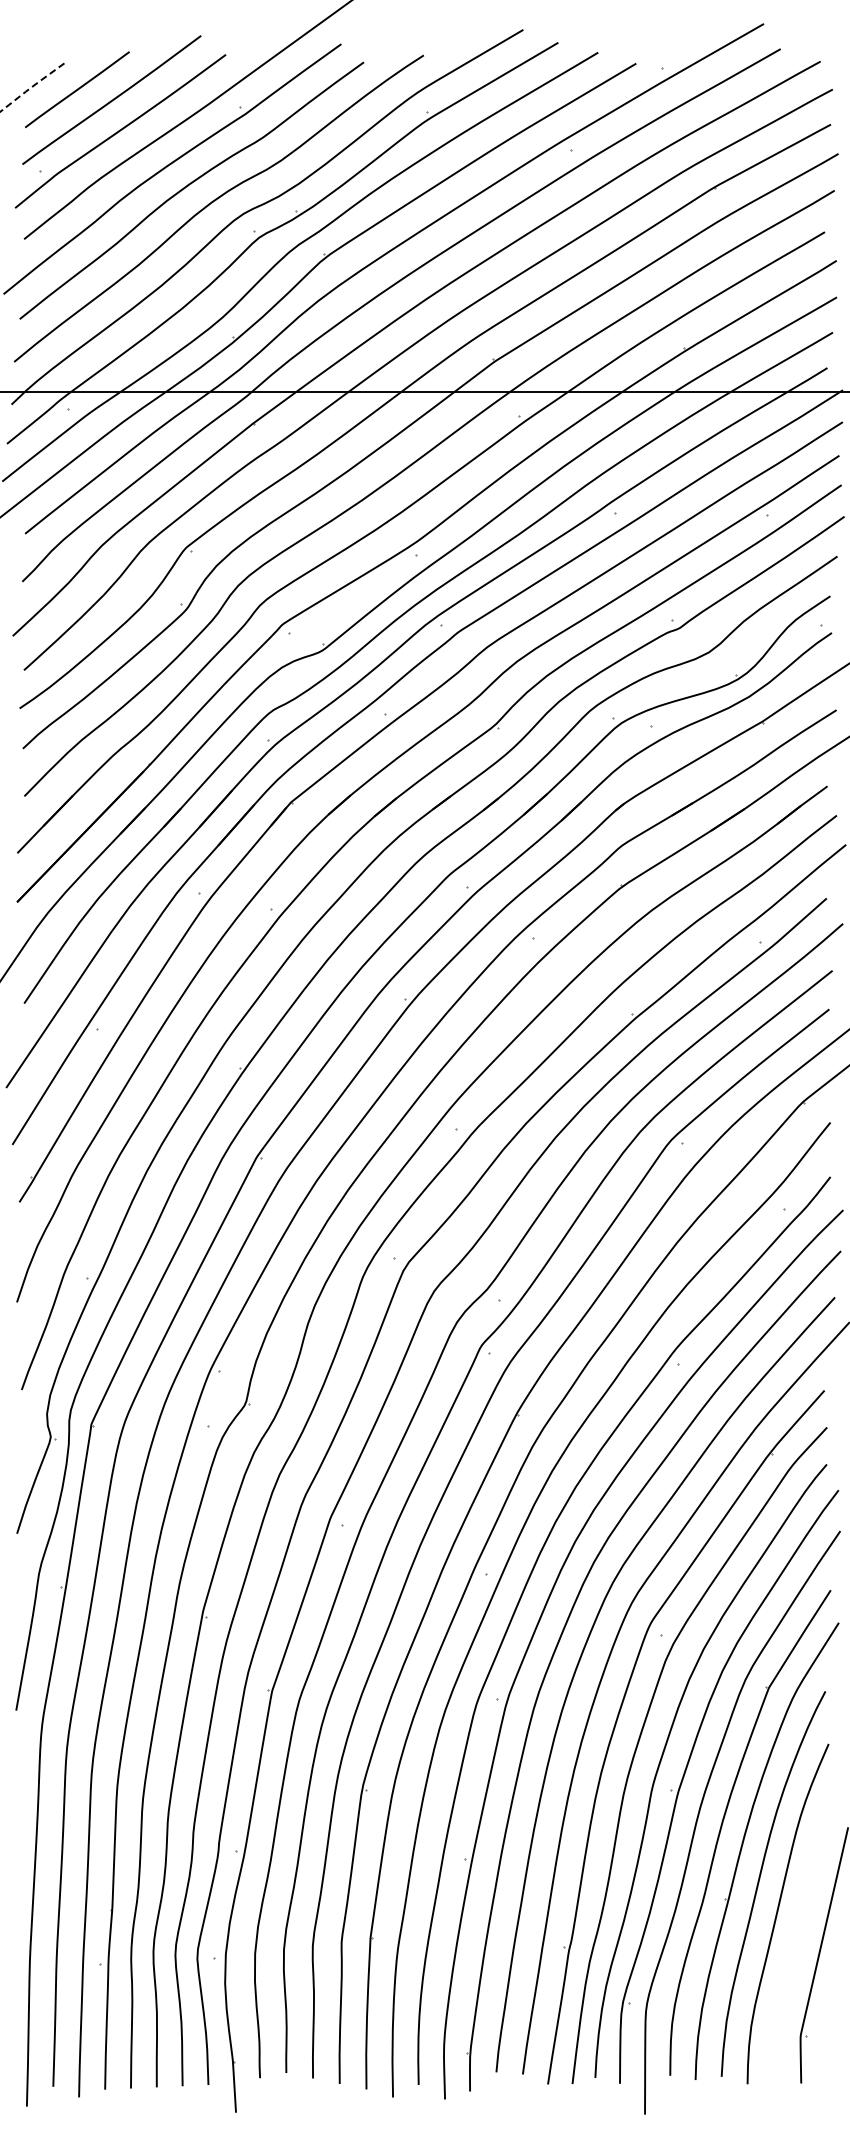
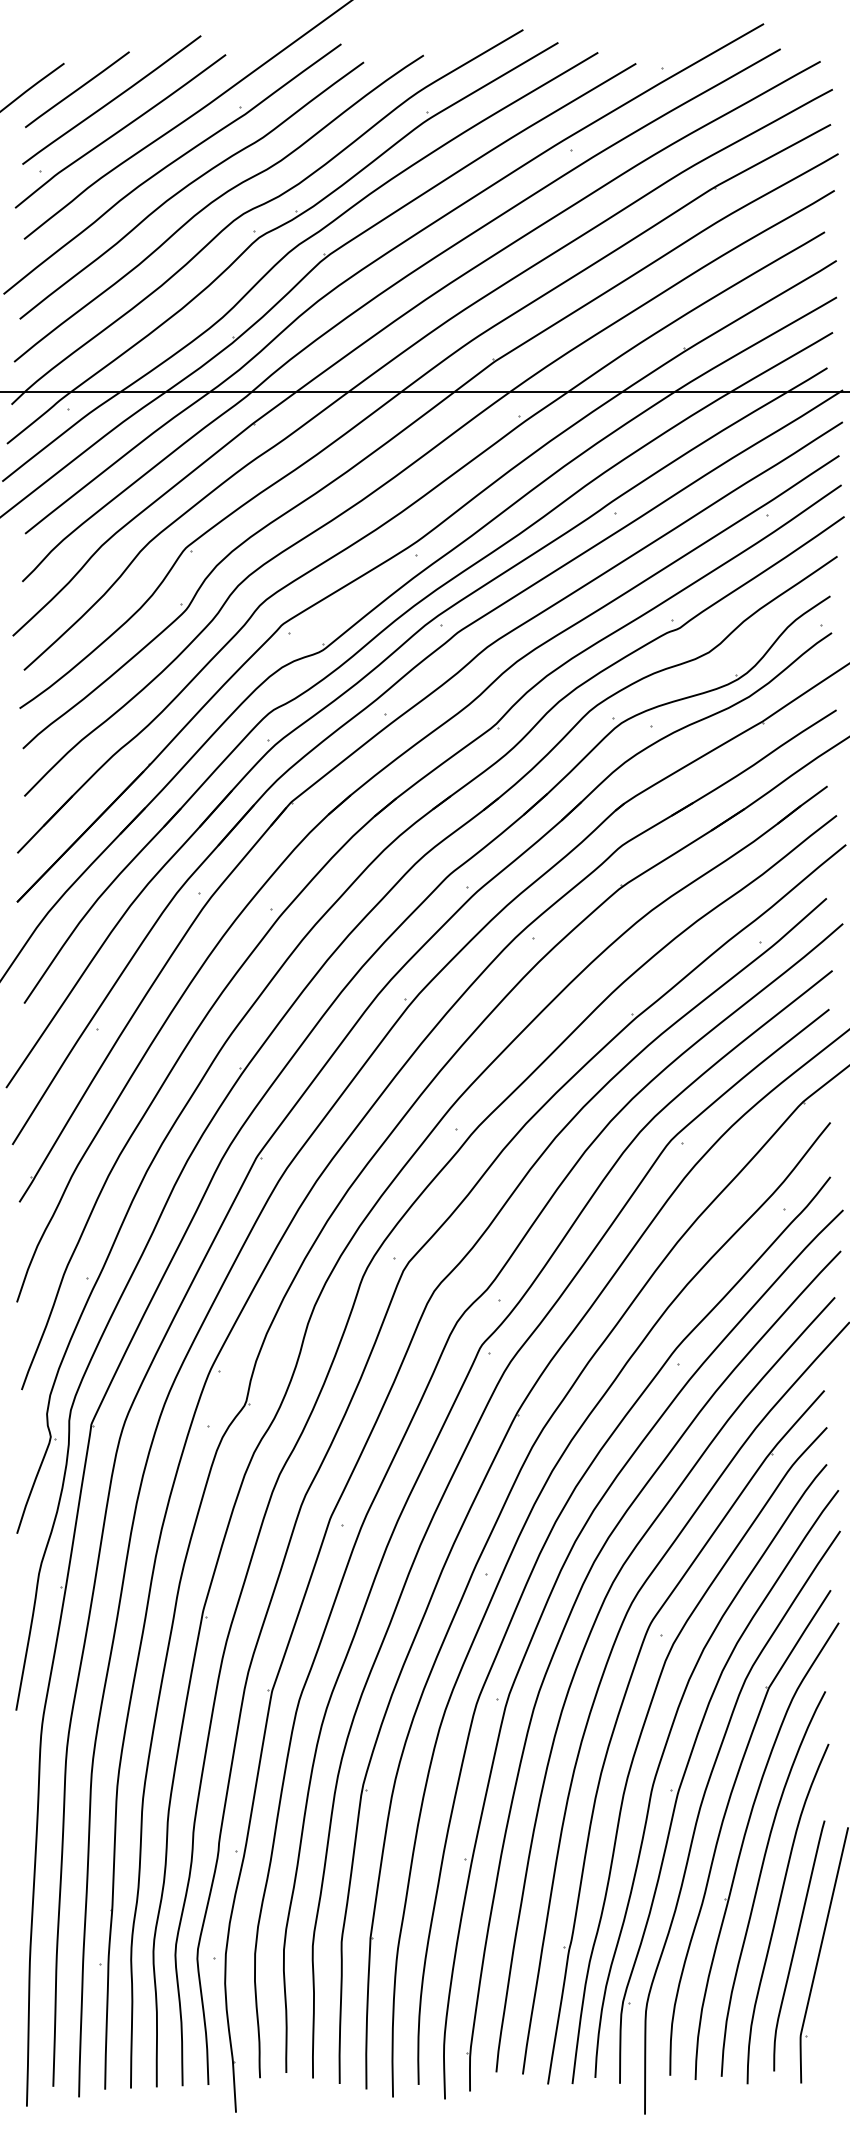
line: dashed -> solid (32, 86)
curve: none -> present (796, 1945)
